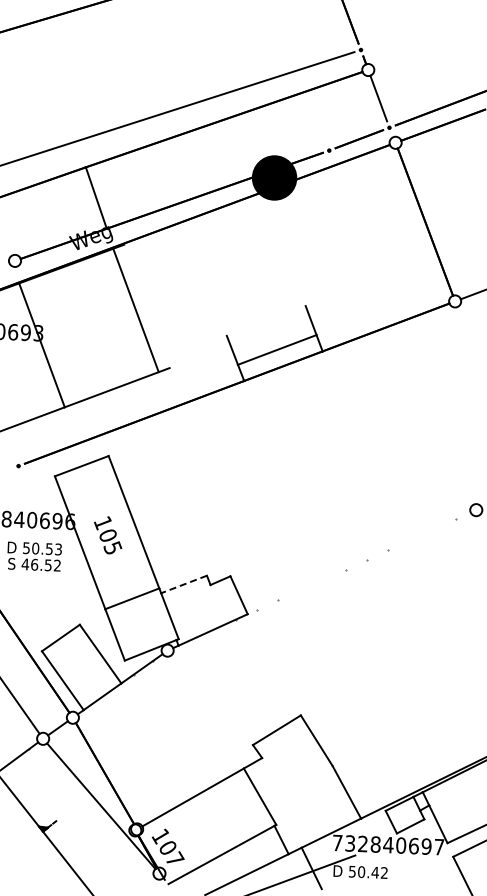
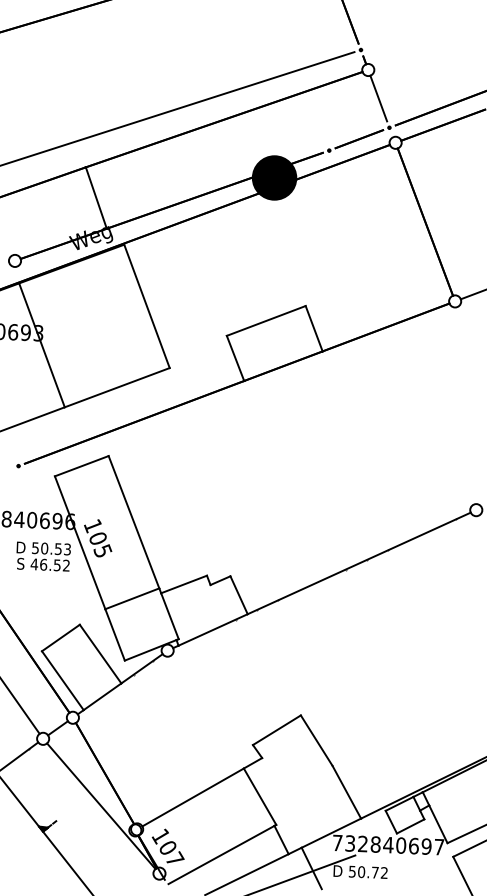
line position: (135, 310) -> (146, 306) (146, 306)
line position: (276, 349) -> (265, 320) (265, 320)
text position: (108, 535) -> (98, 538) (98, 538)
text position: (34, 556) -> (43, 556) (43, 556)
line: none -> present (358, 563)
line: dashed -> solid (184, 584)
text: 50.42 -> 50.72 (374, 872)
